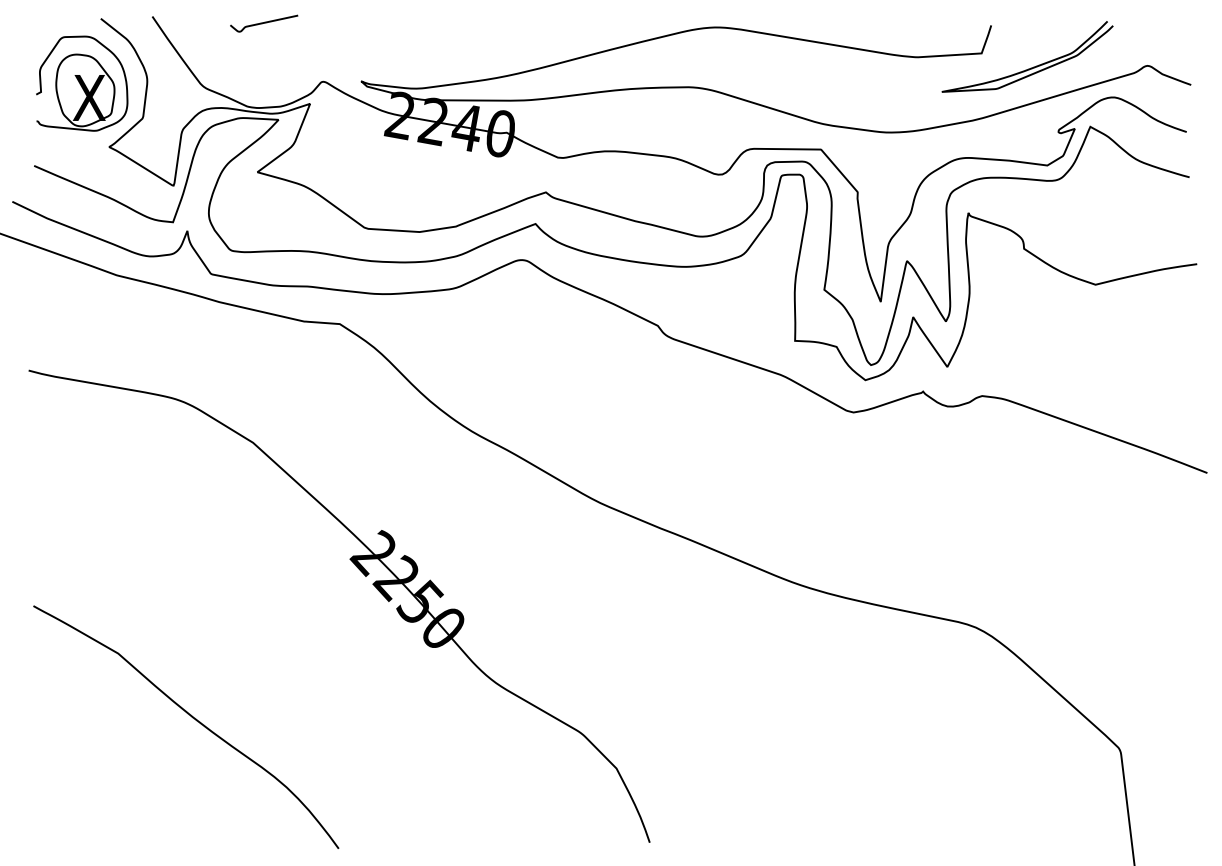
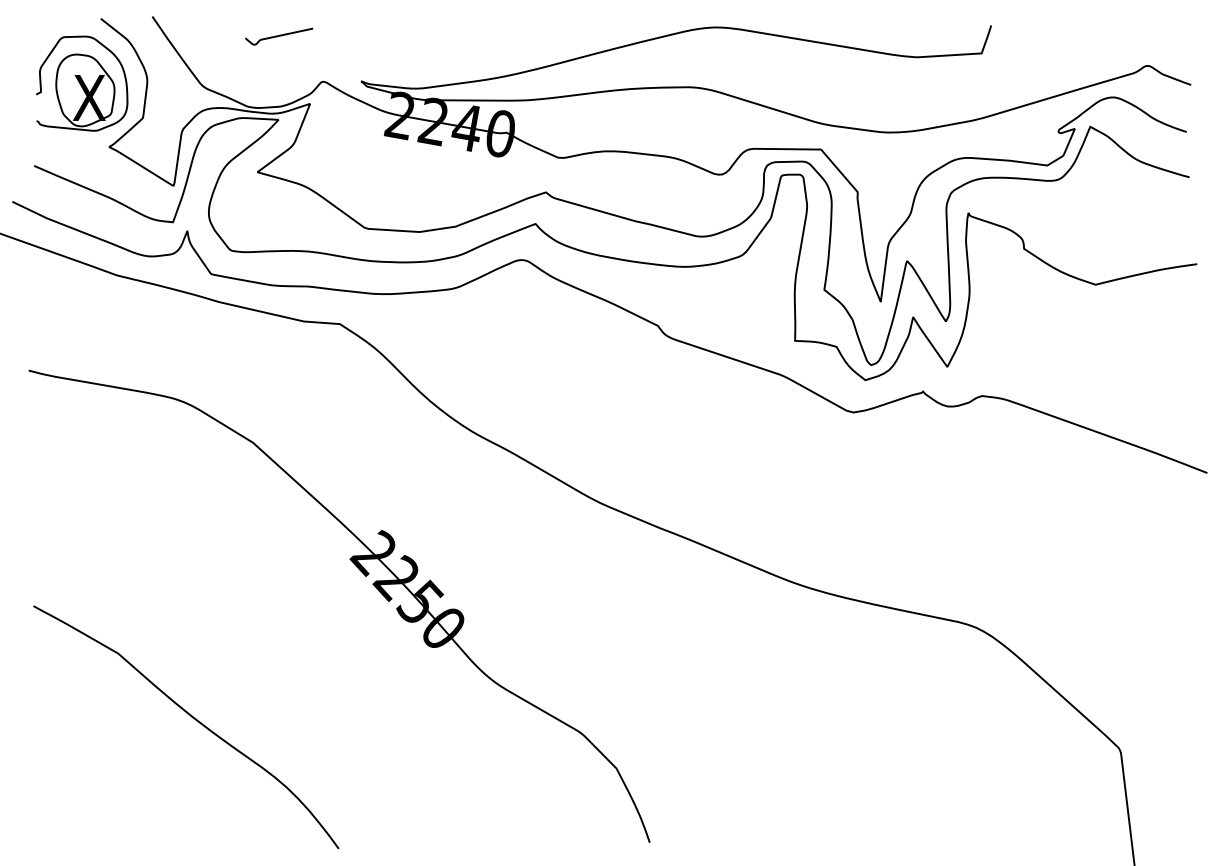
curve position: (264, 23) -> (279, 36) (279, 36)
curve: present -> none (1030, 67)
